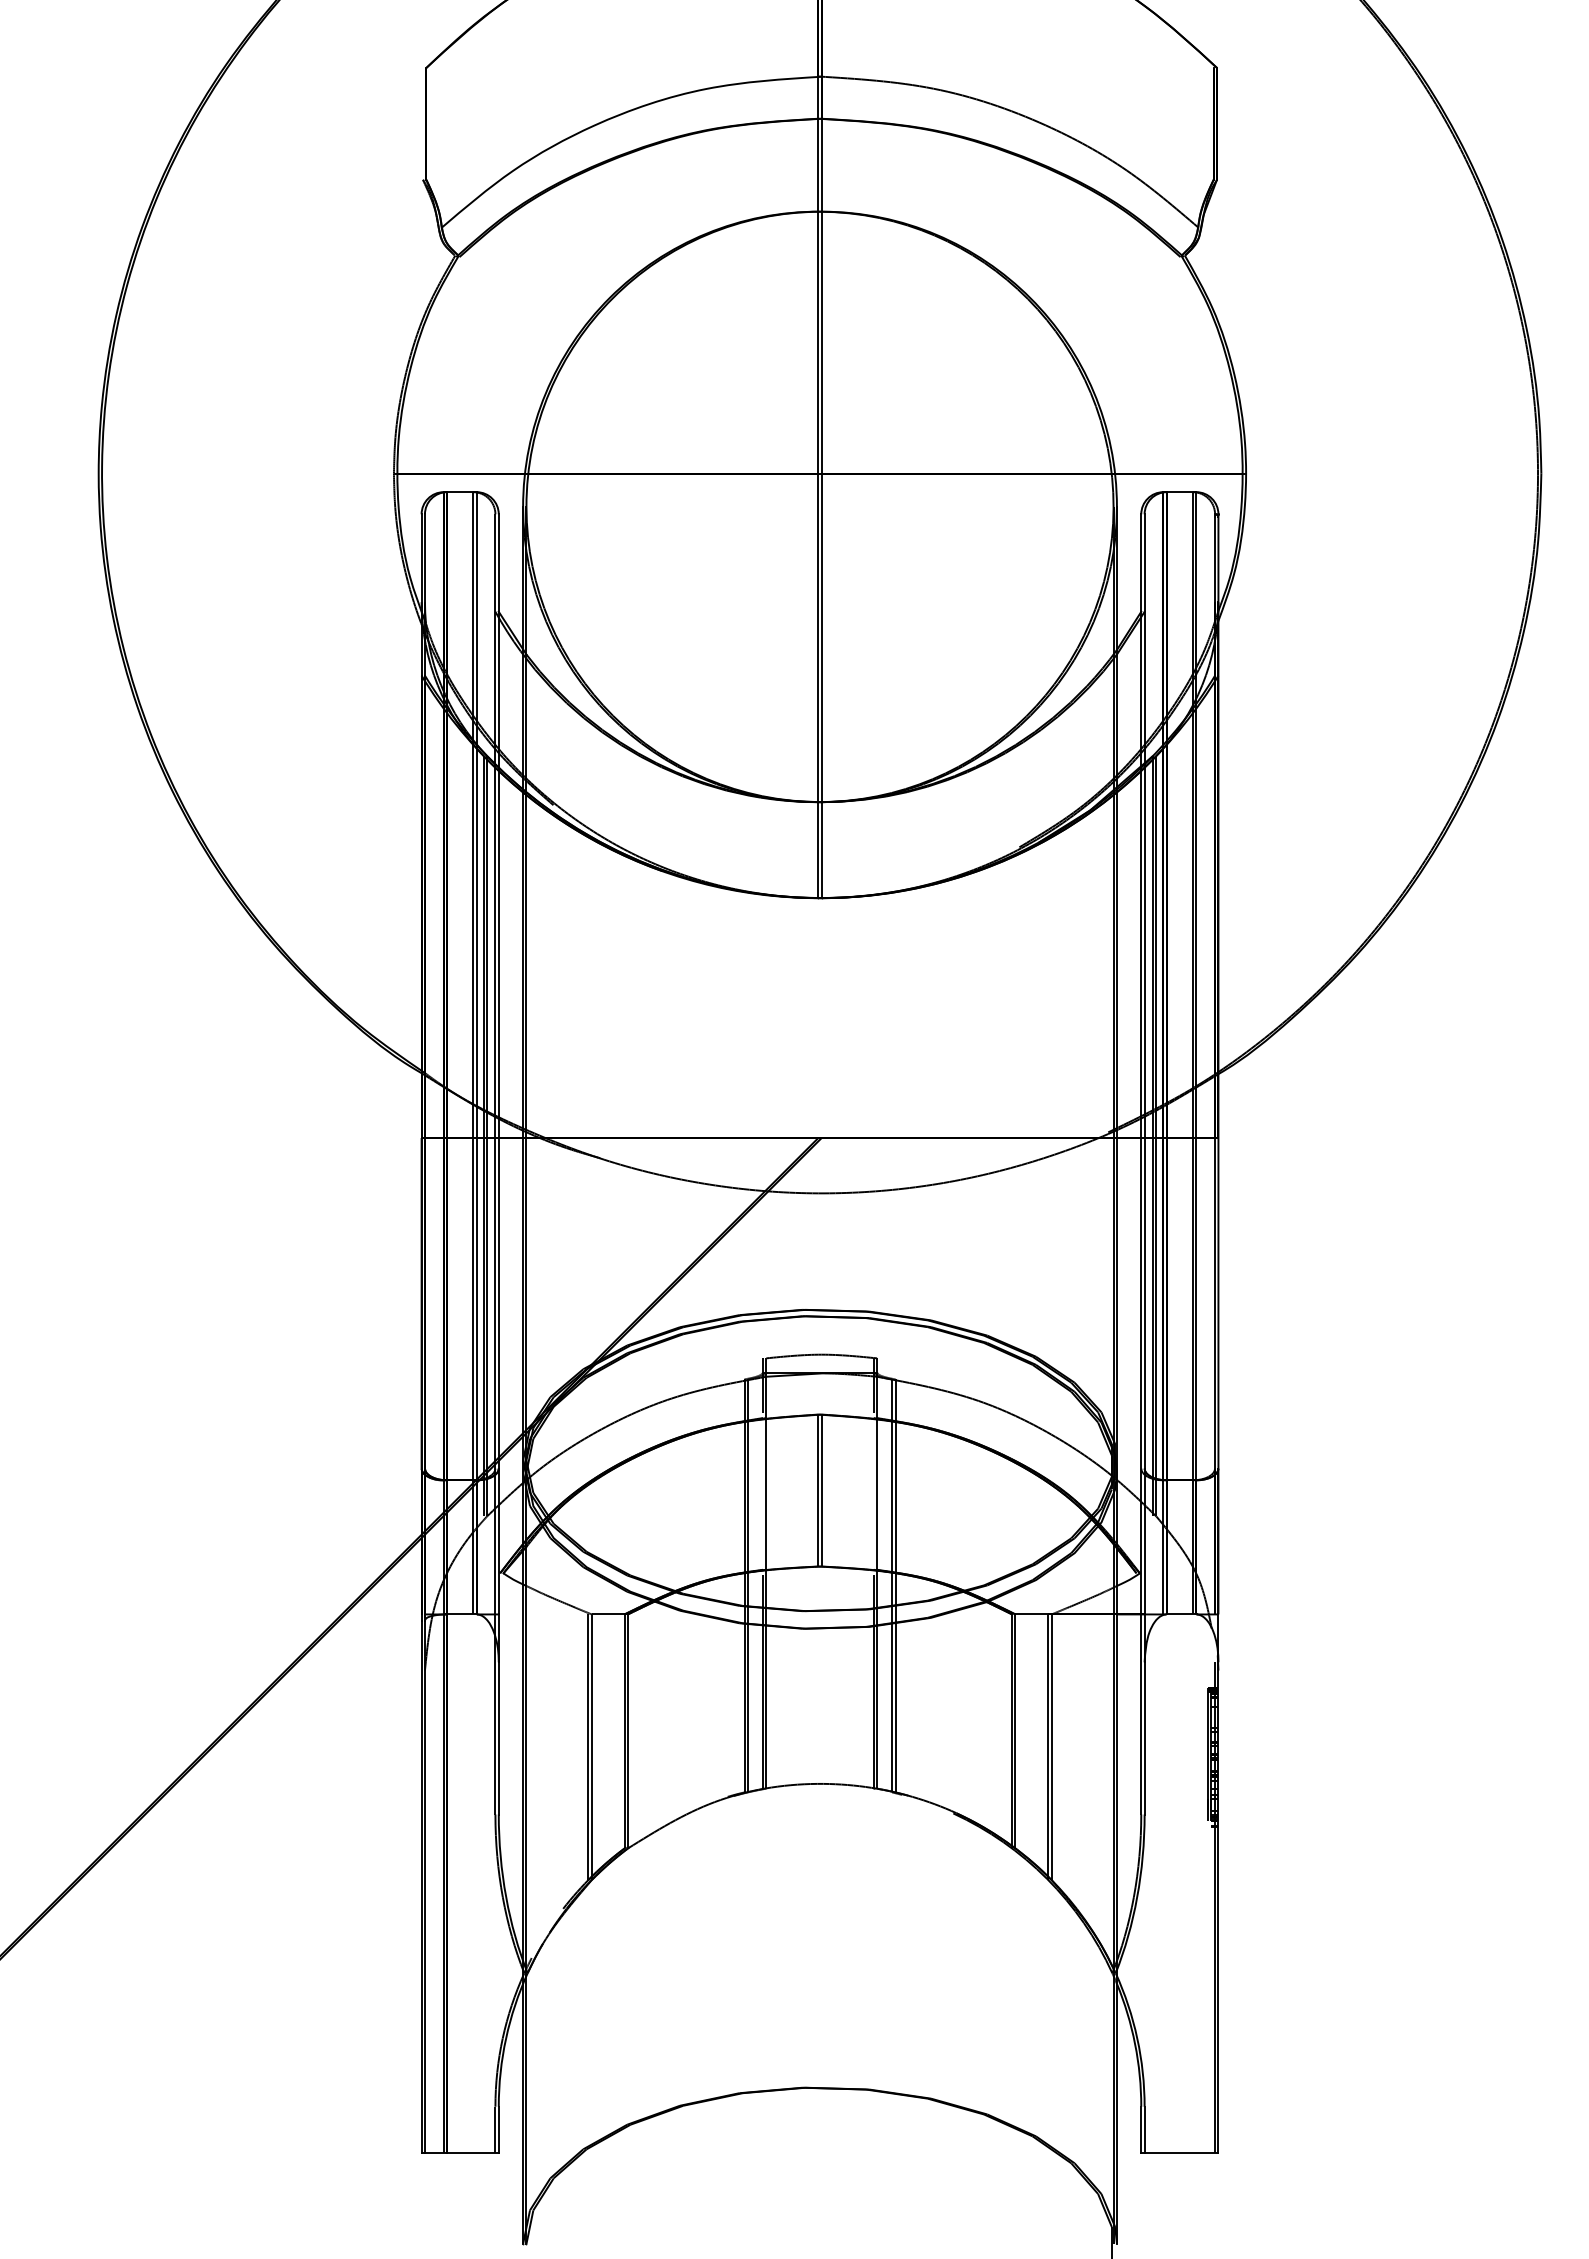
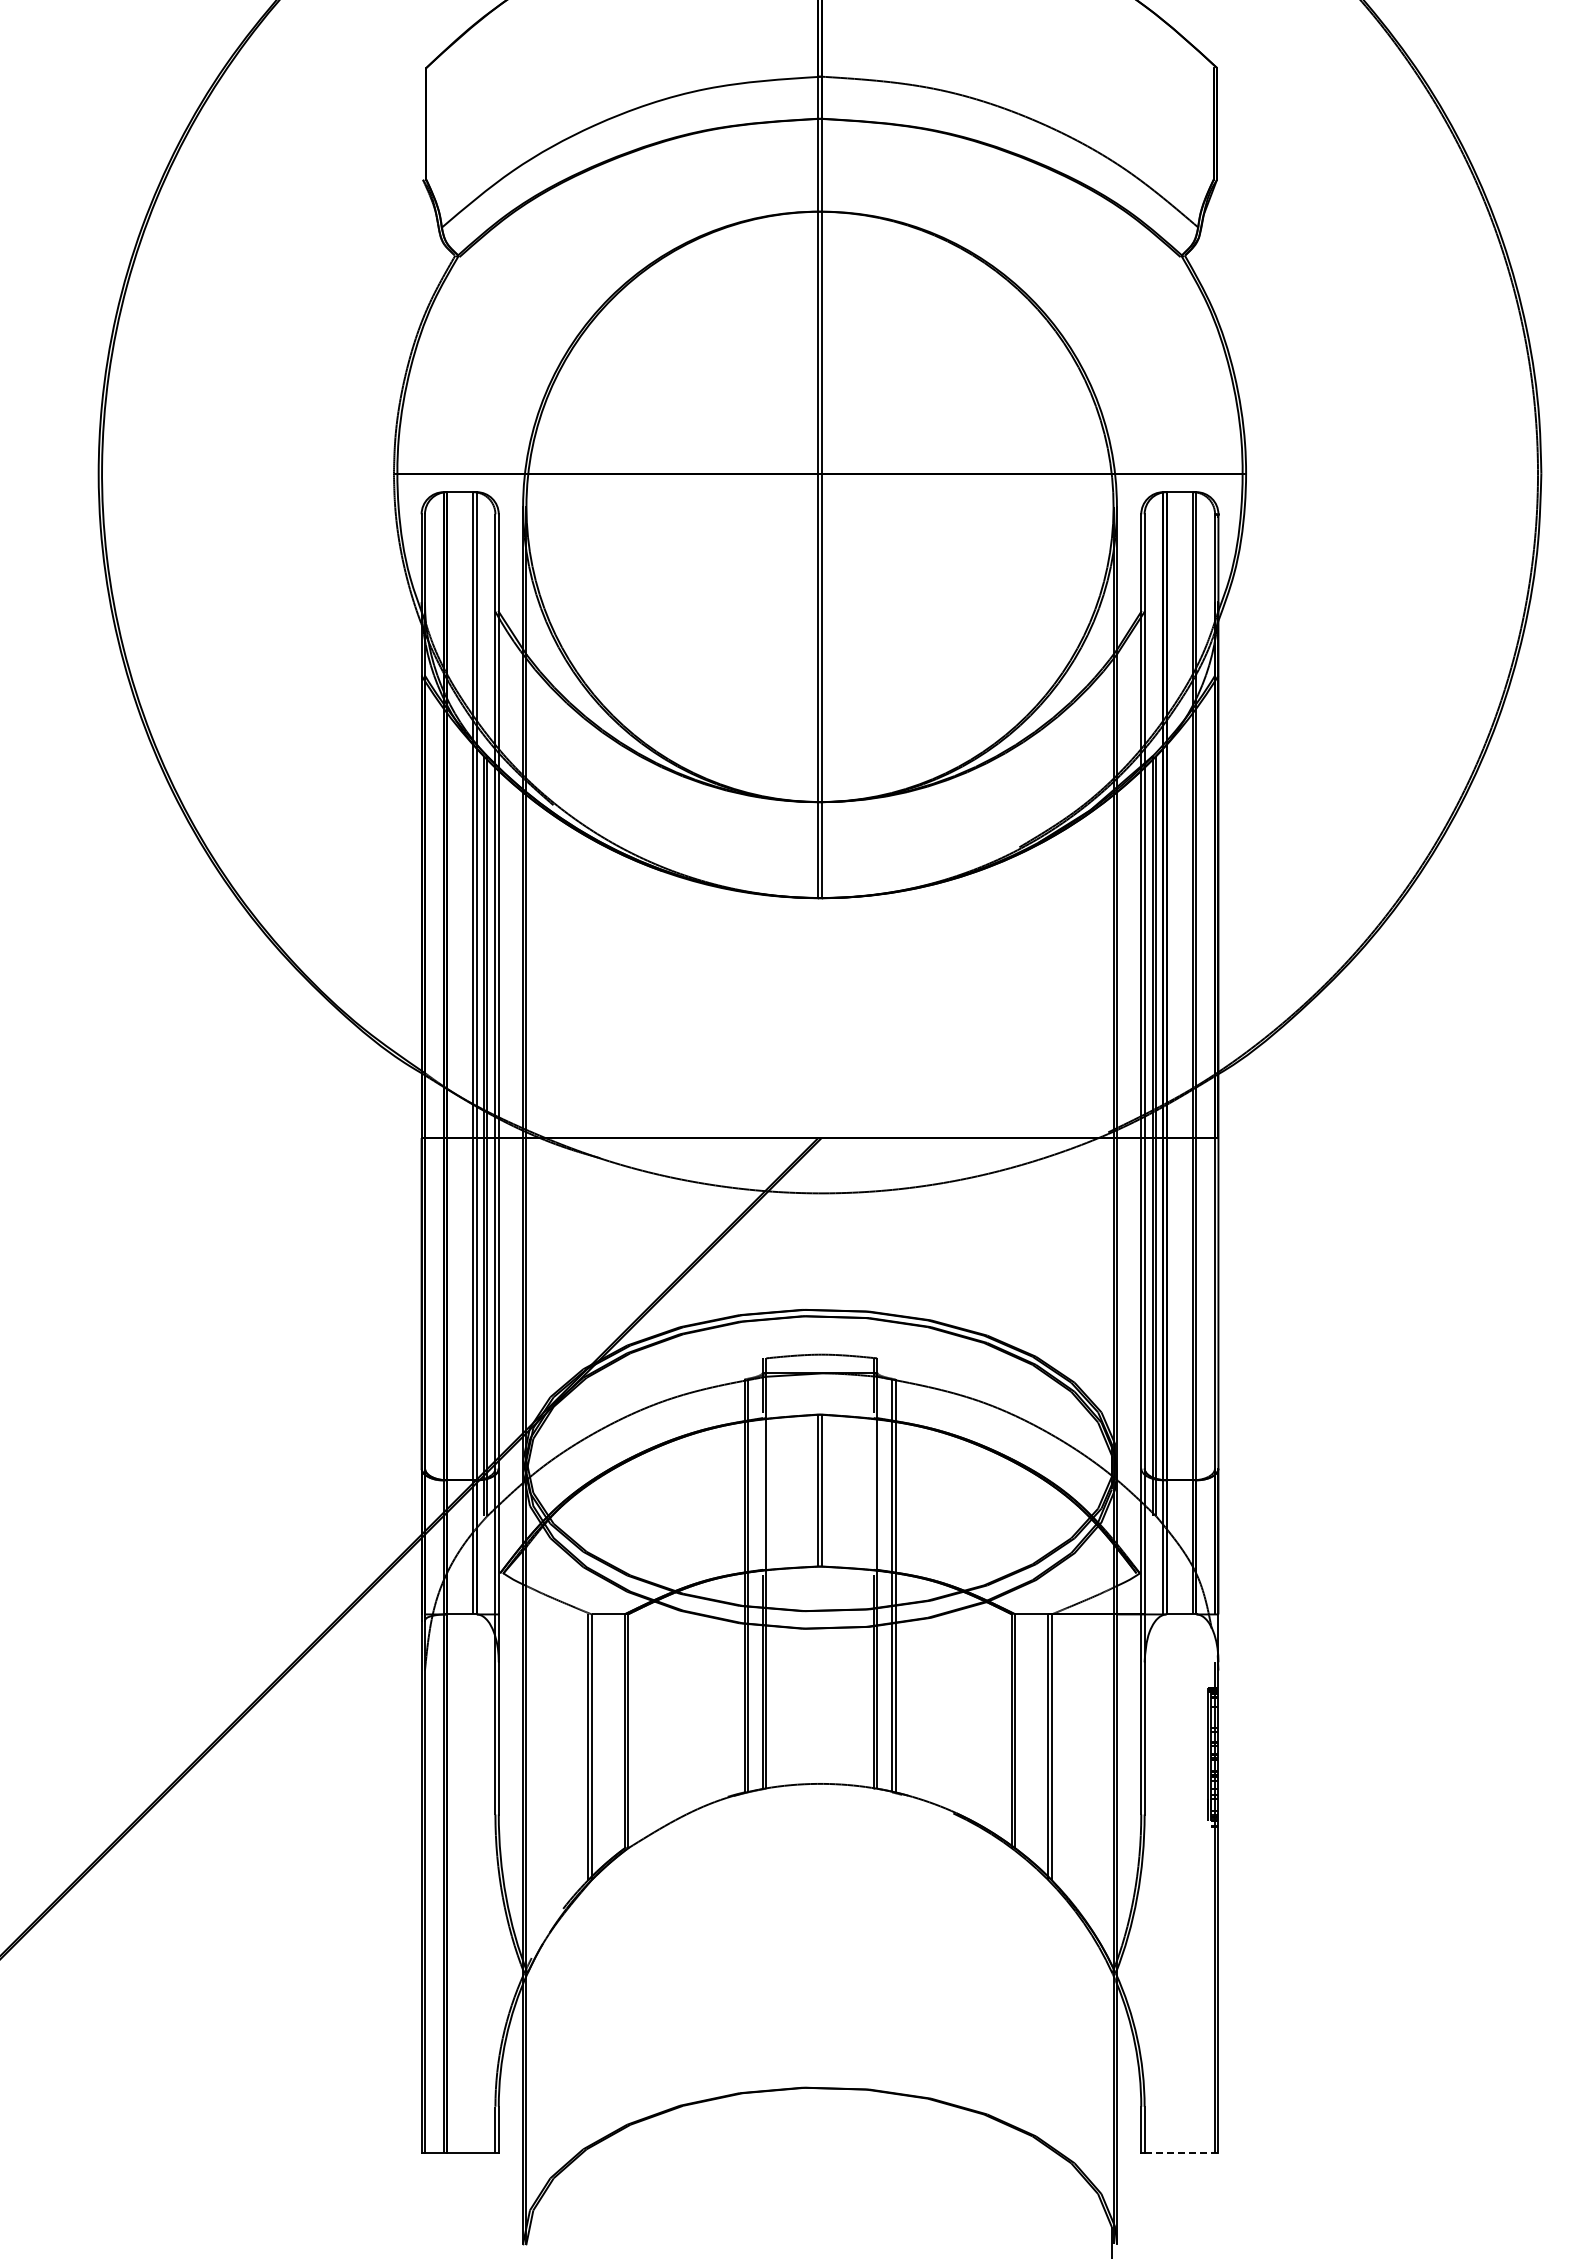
line: solid -> dashed (1181, 2152)
